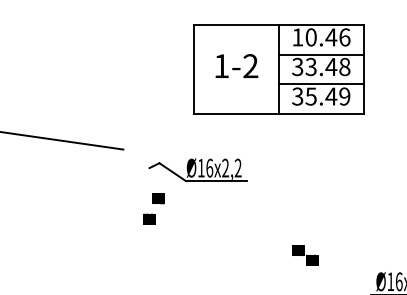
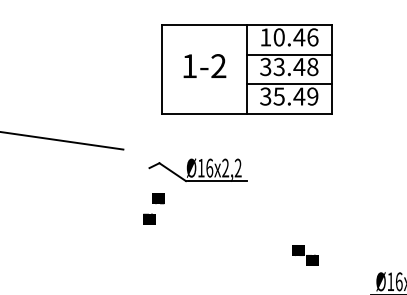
part position: (278, 69) -> (246, 69) (246, 69)
